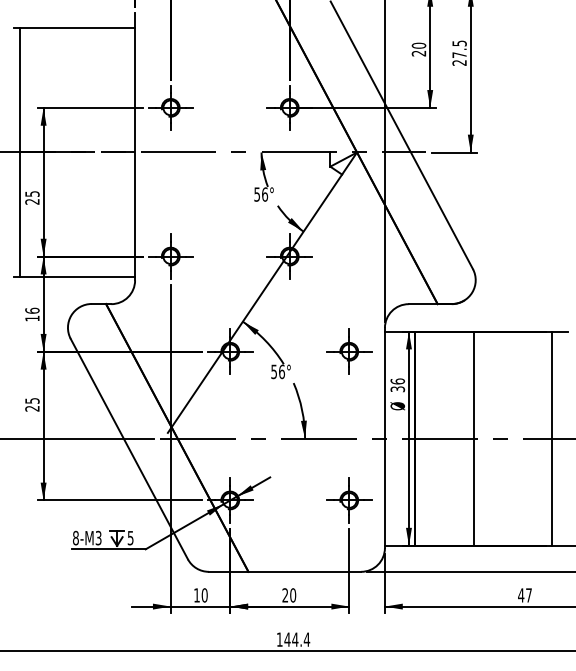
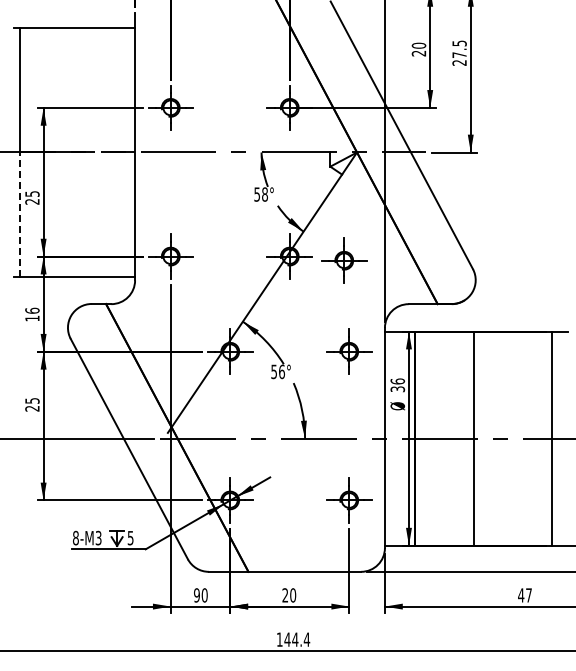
text: 56° -> 58° (265, 194)
line: solid -> dashed (19, 214)
part: none -> present (344, 260)
text: 10 -> 90 (196, 595)
